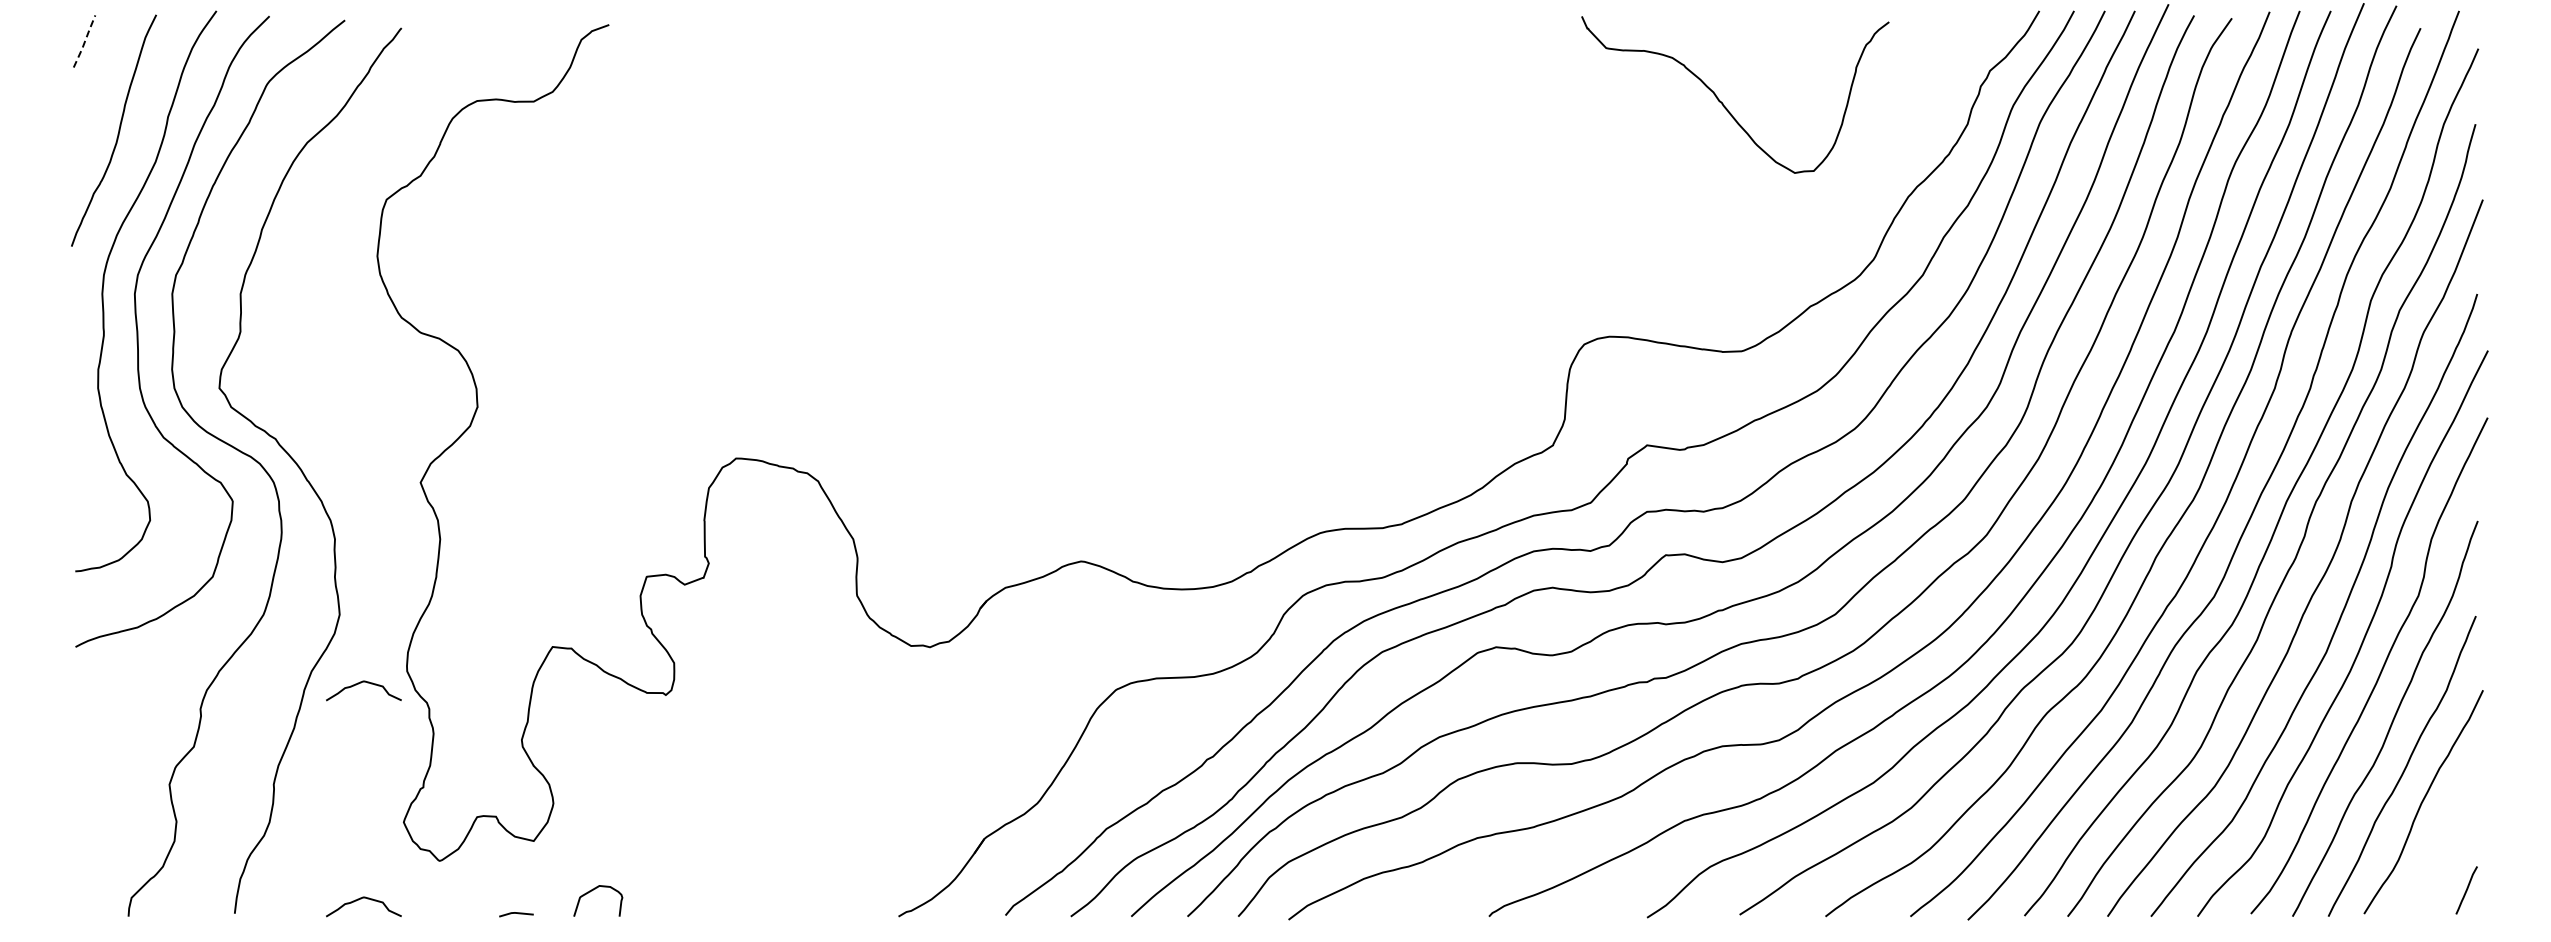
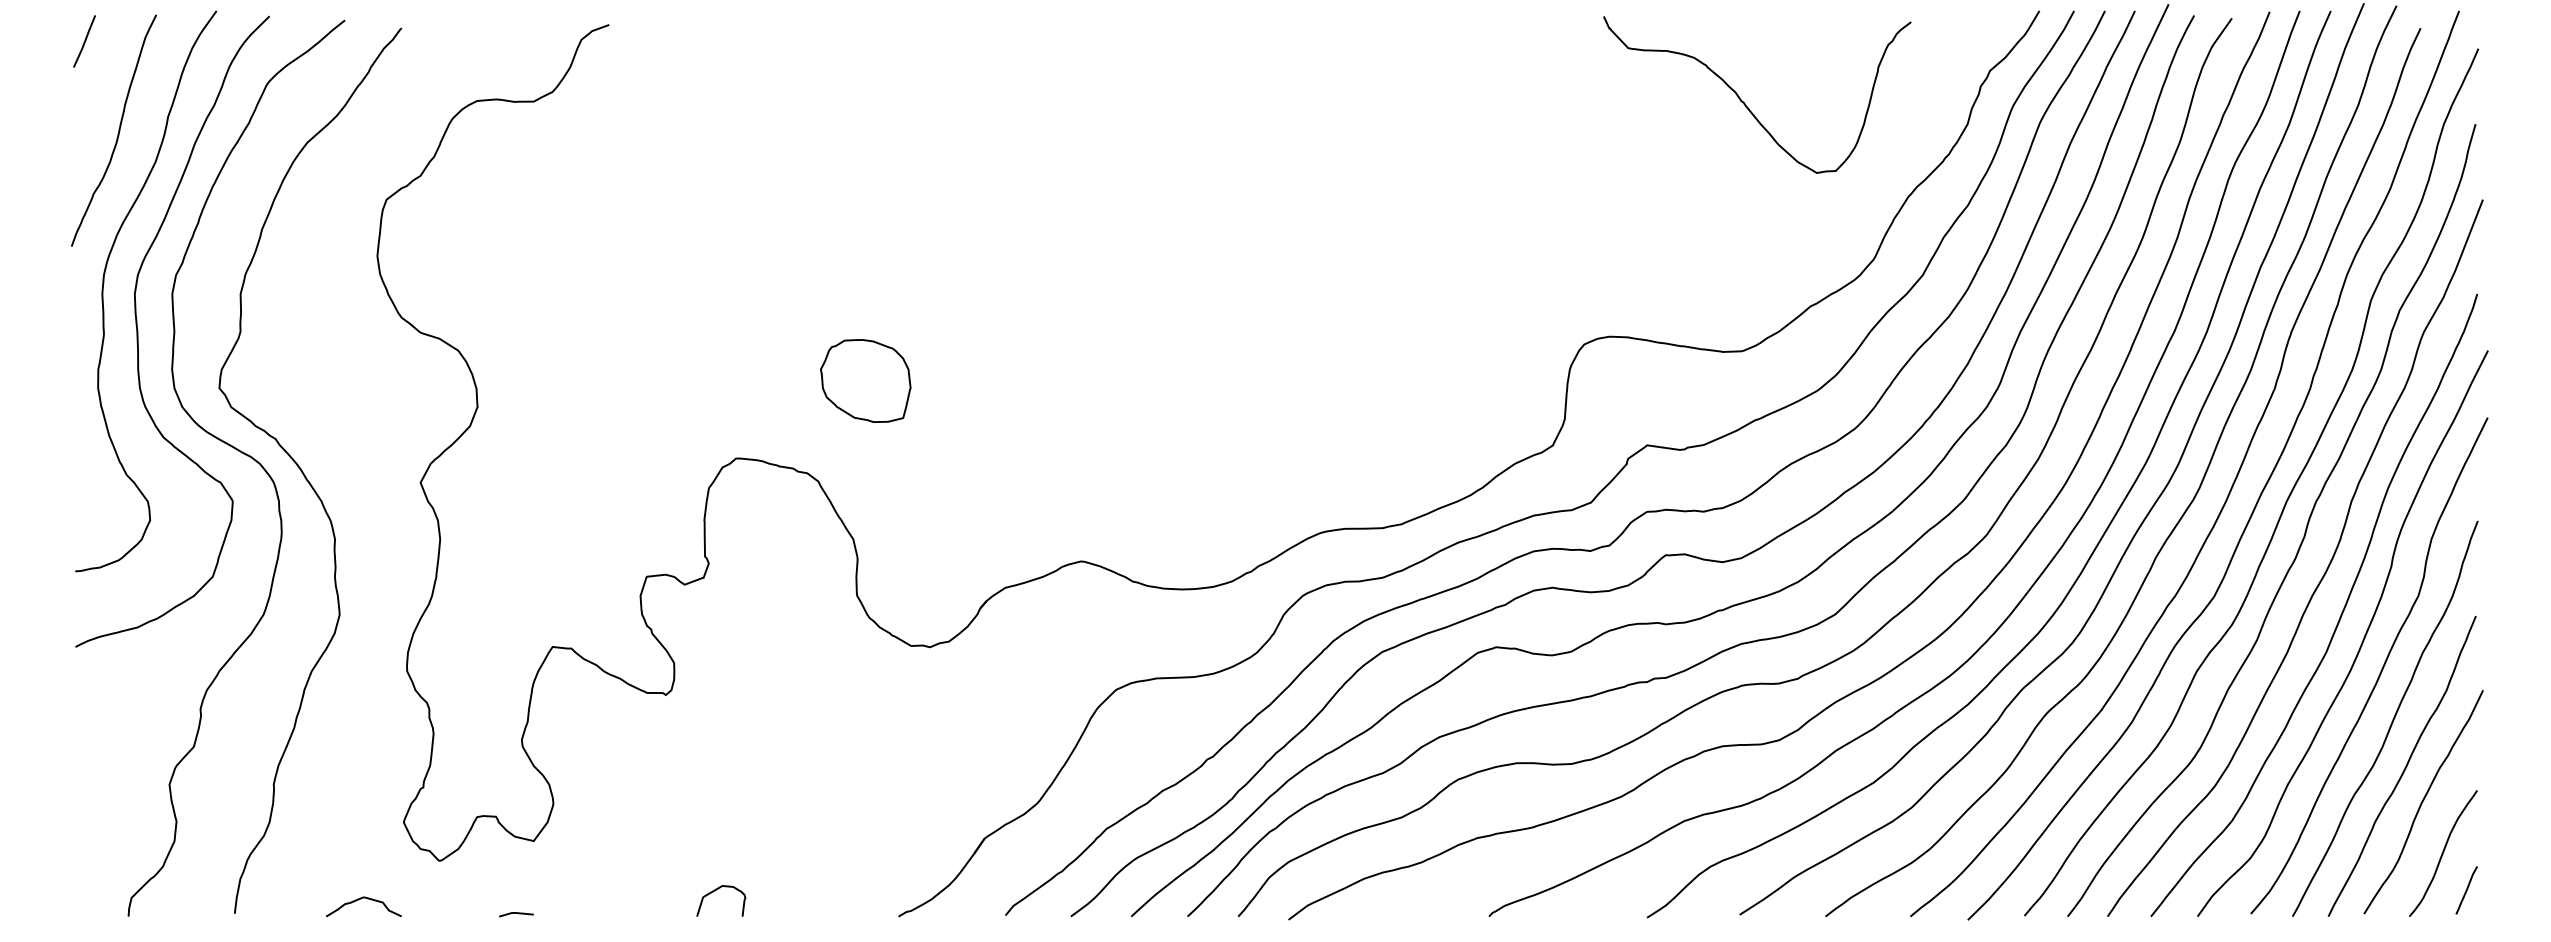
line: dashed -> solid (85, 41)
curve position: (1723, 103) -> (1745, 103) (1745, 103)
part: none -> present (865, 380)
curve: present -> none (361, 683)
curve: none -> present (2443, 853)
curve position: (592, 891) -> (715, 891) (715, 891)
